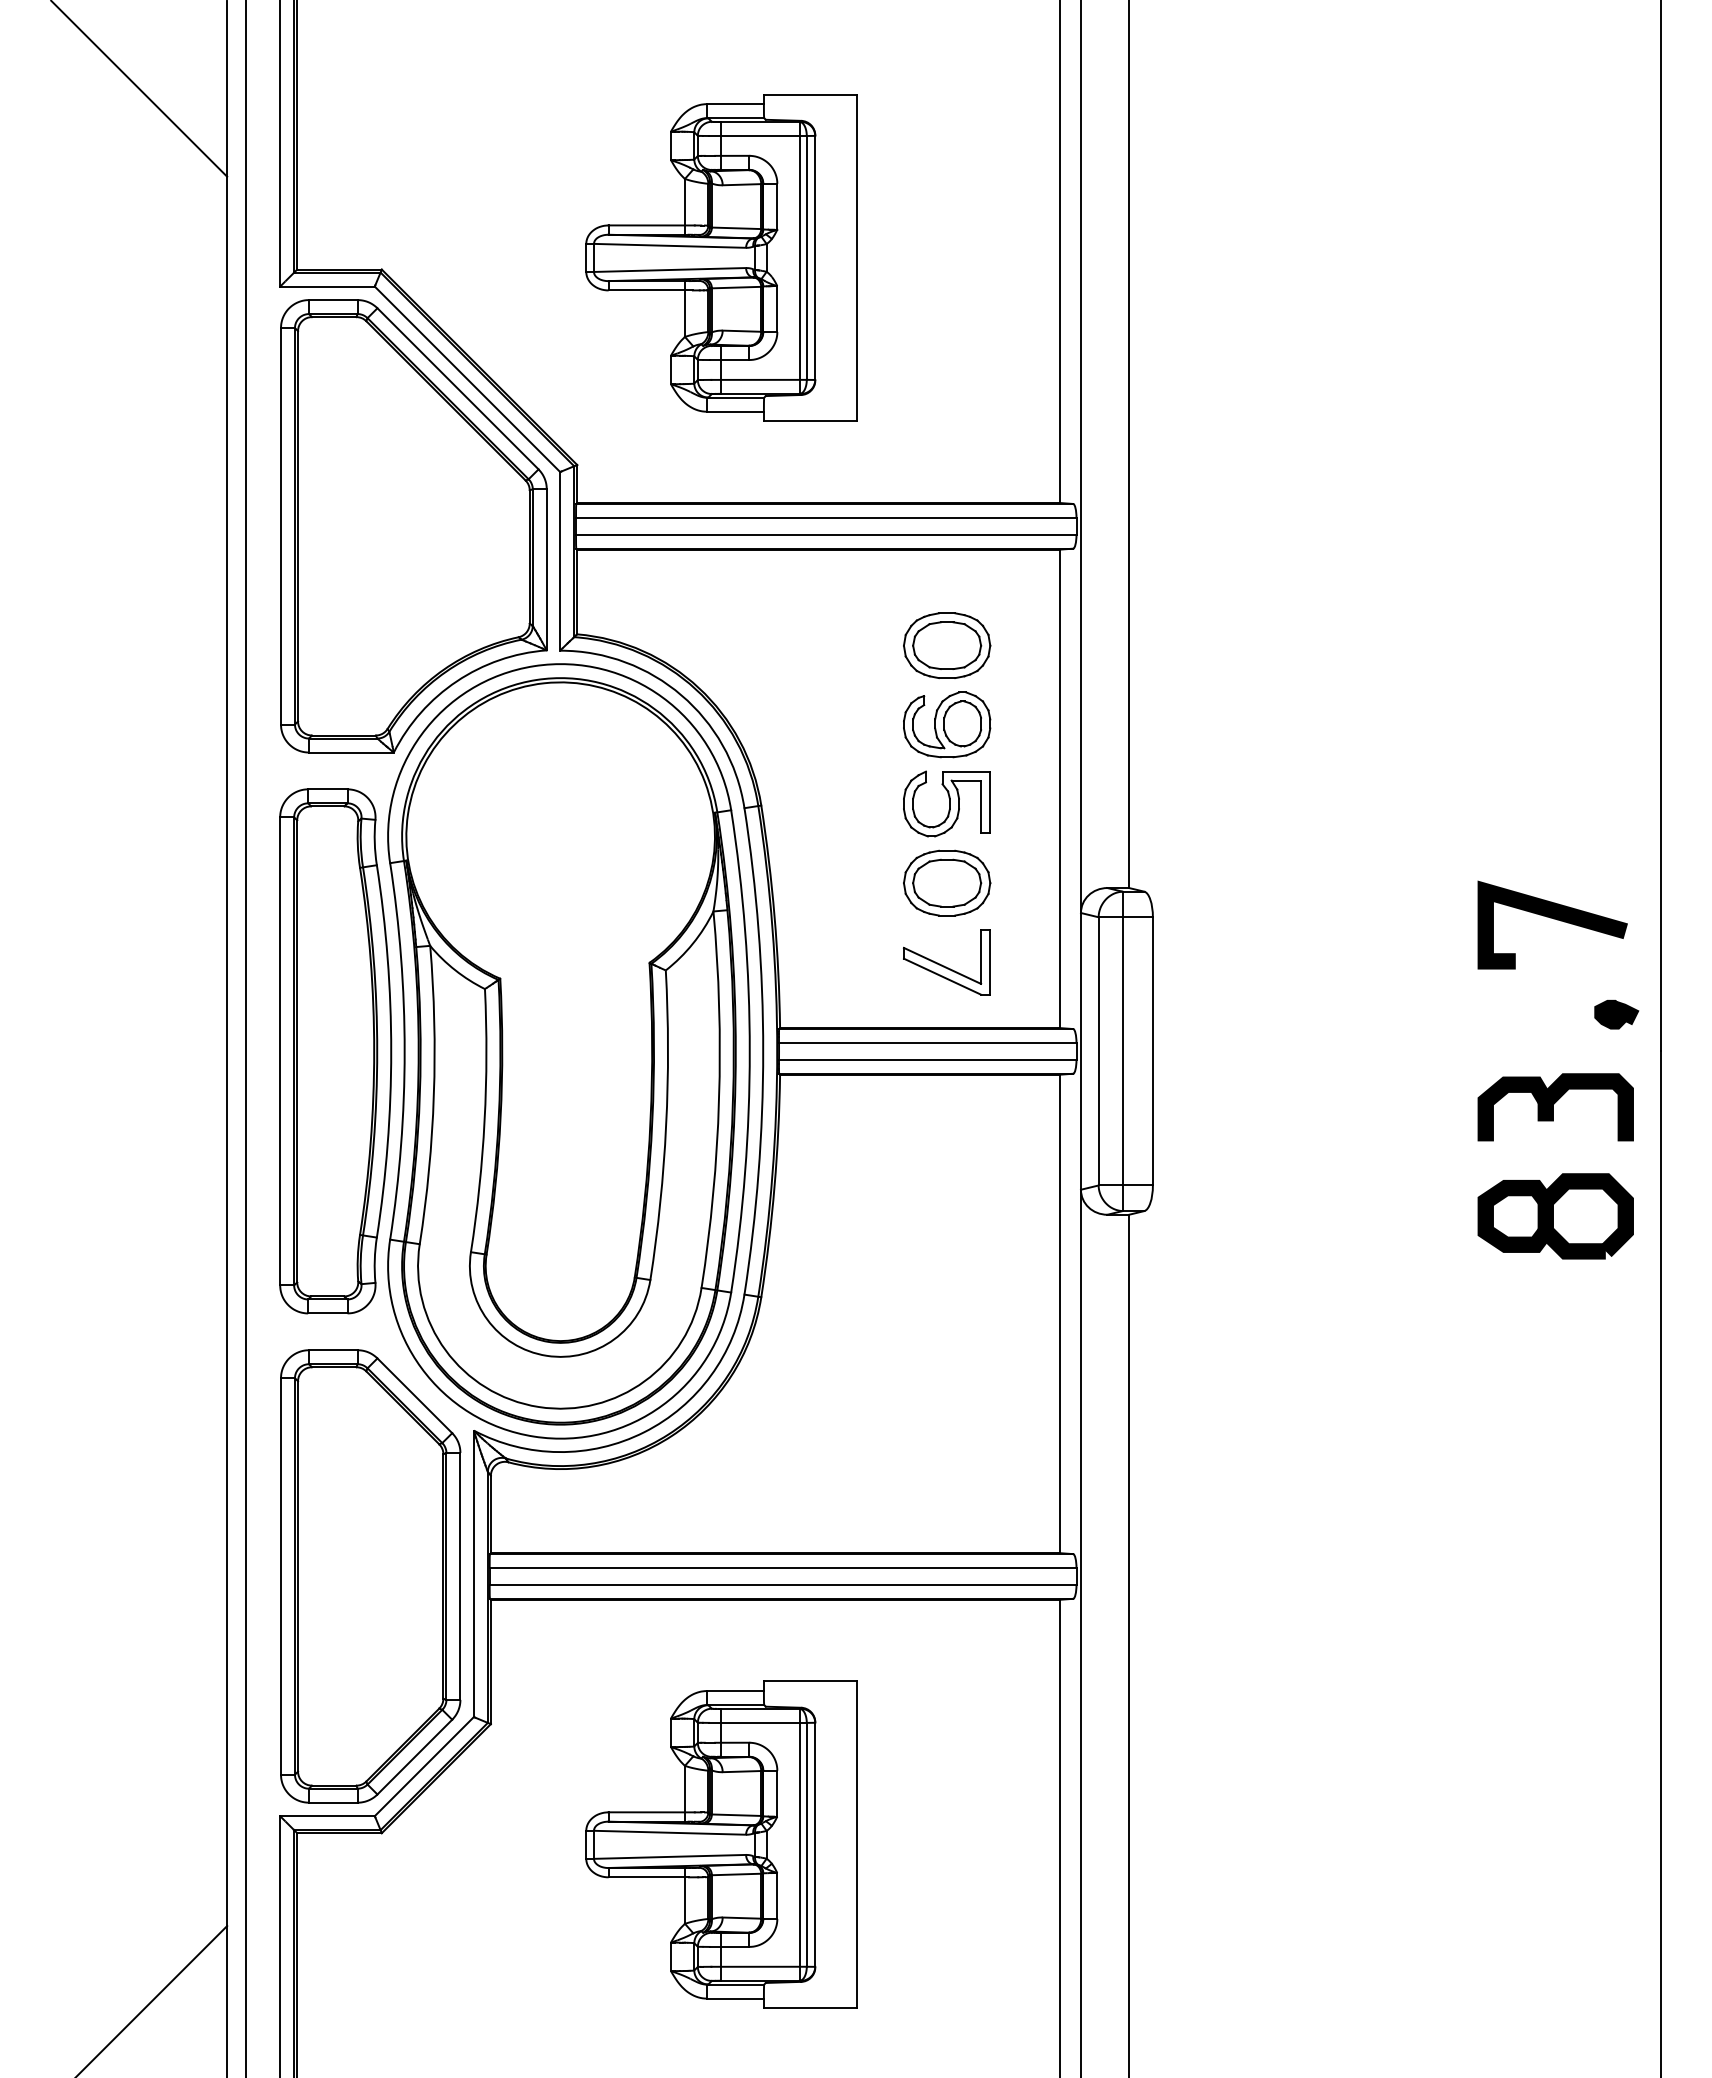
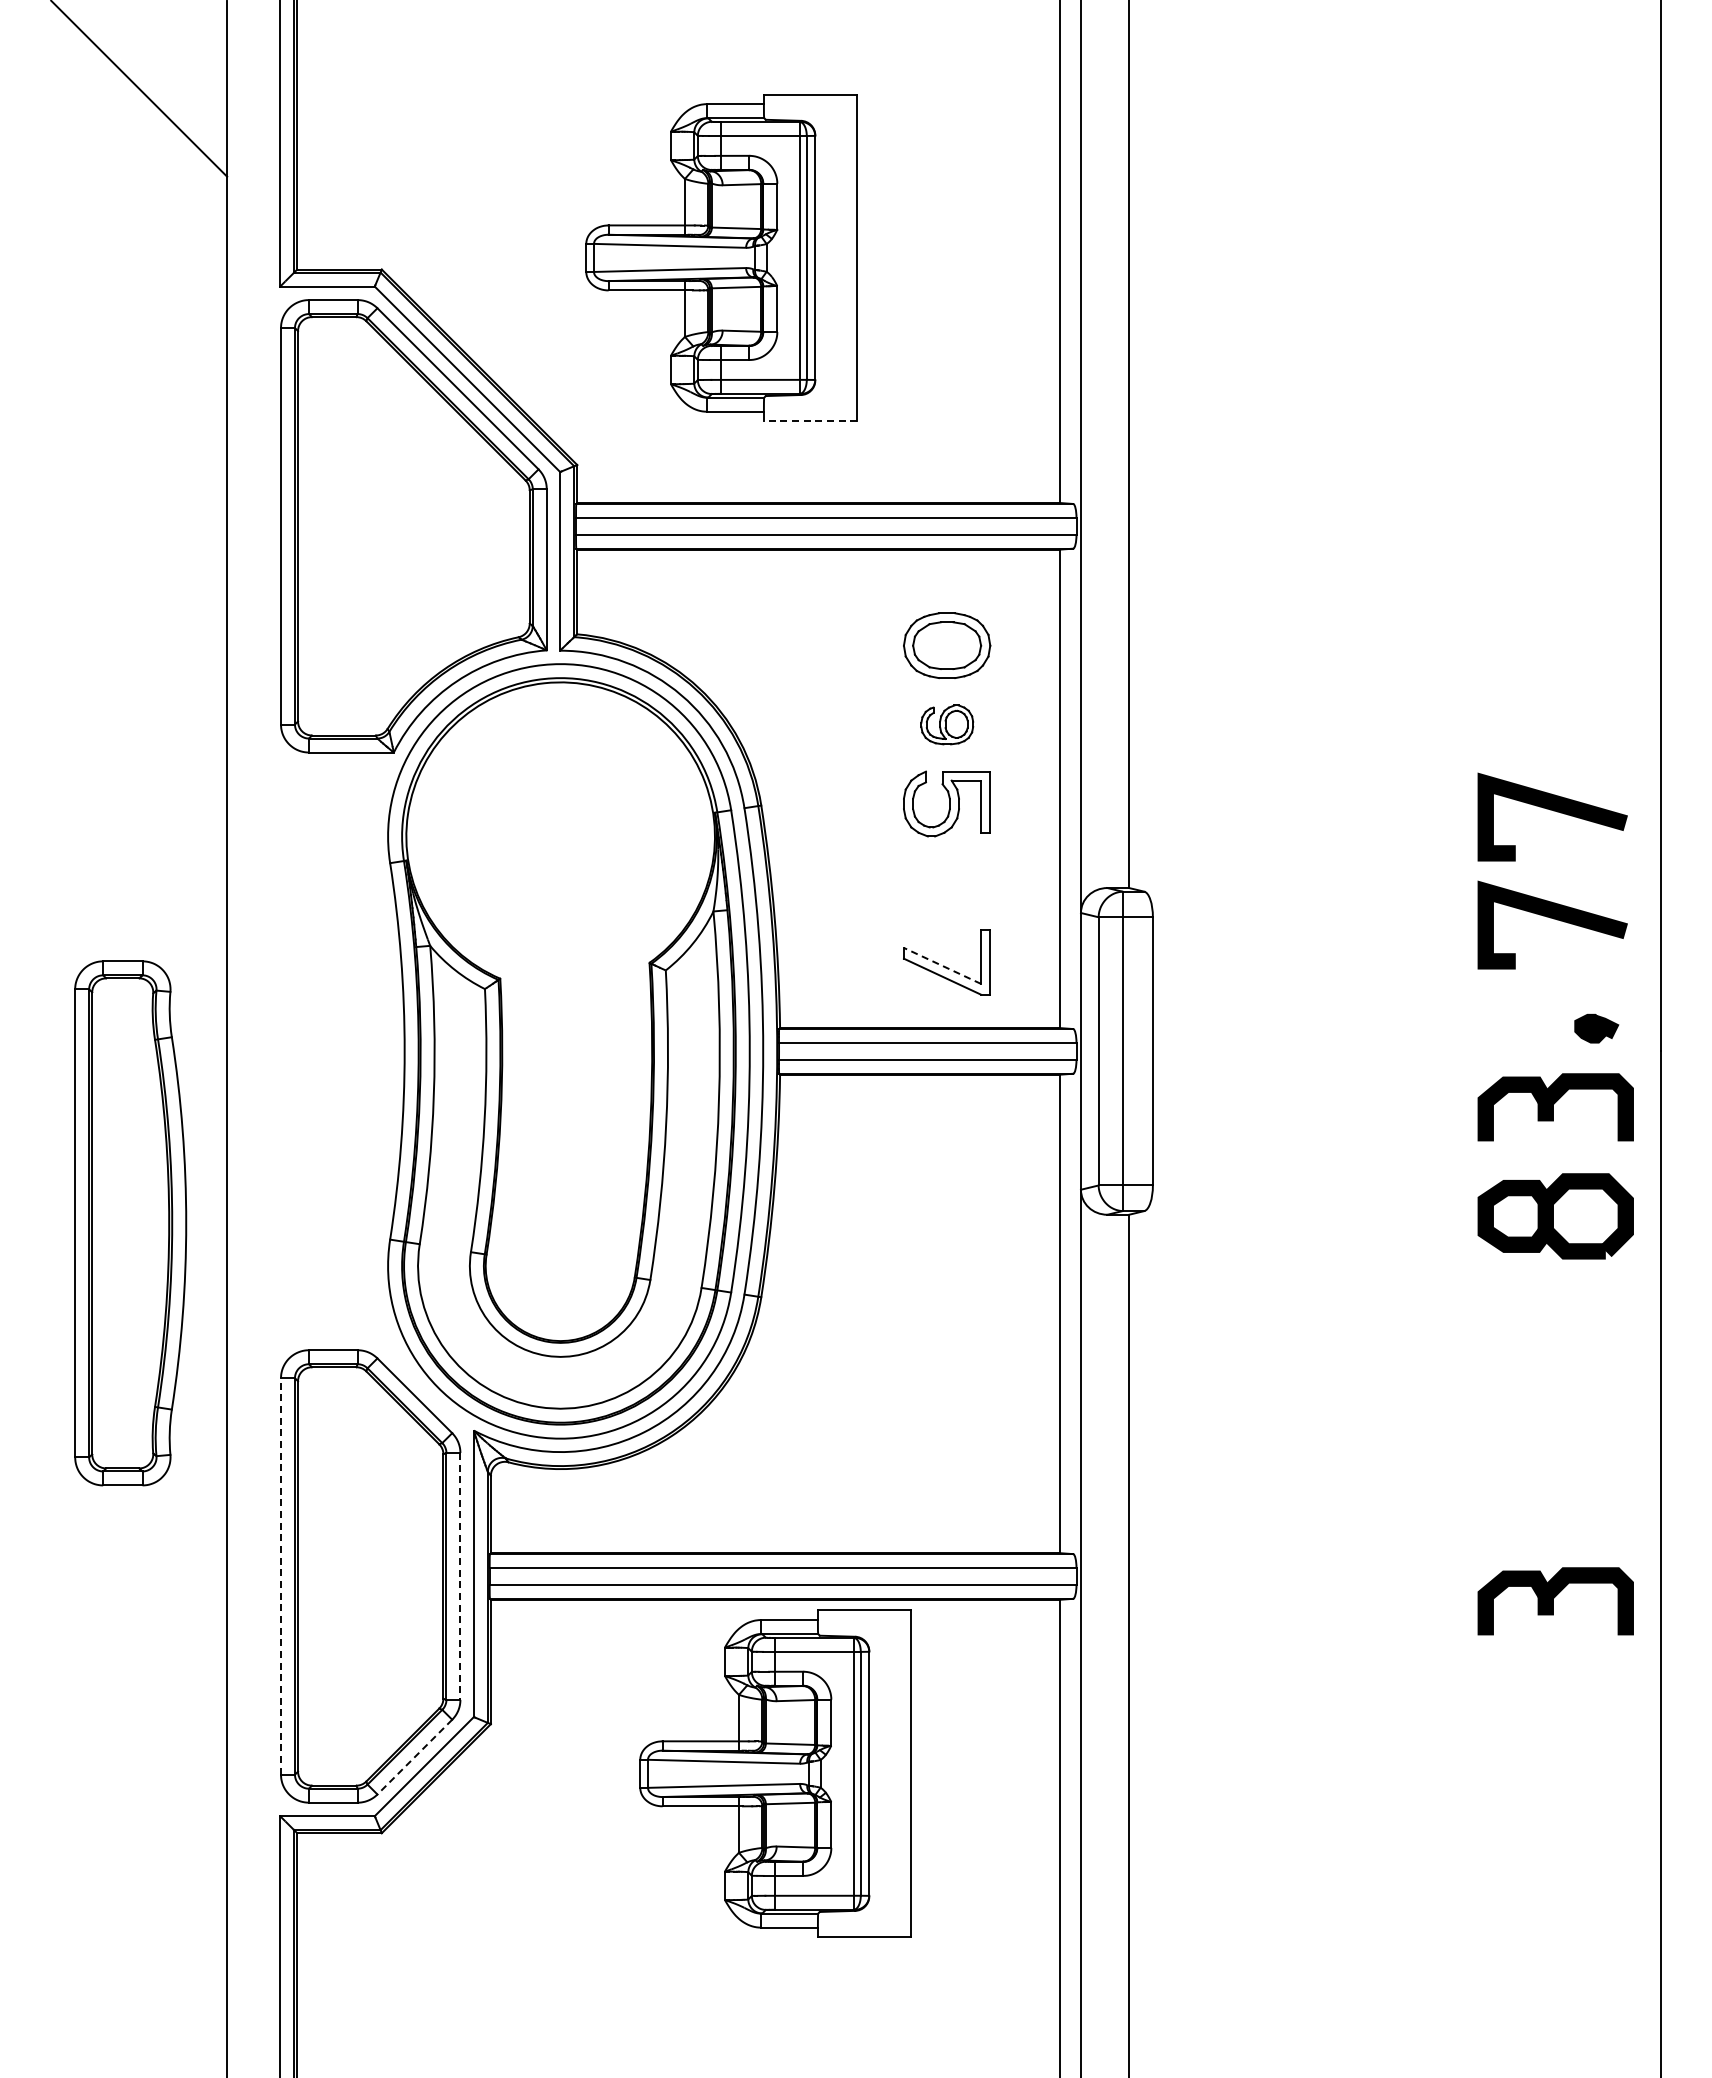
line: solid -> dashed (810, 421)
part size: 89x68 px -> 55x42 px (947, 724)
line: none -> present (1553, 811)
part: present -> none (947, 882)
line: solid -> dashed (942, 965)
part position: (1616, 1014) -> (1596, 1028) (1596, 1028)
line: present -> none (245, 1038)
part position: (335, 1051) -> (130, 1223) (130, 1223)
line: solid -> dashed (281, 1575)
line: solid -> dashed (460, 1576)
part: none -> present (1555, 1601)
line: solid -> dashed (414, 1757)
part position: (721, 1844) -> (775, 1773) (775, 1773)
line: present -> none (152, 2000)
